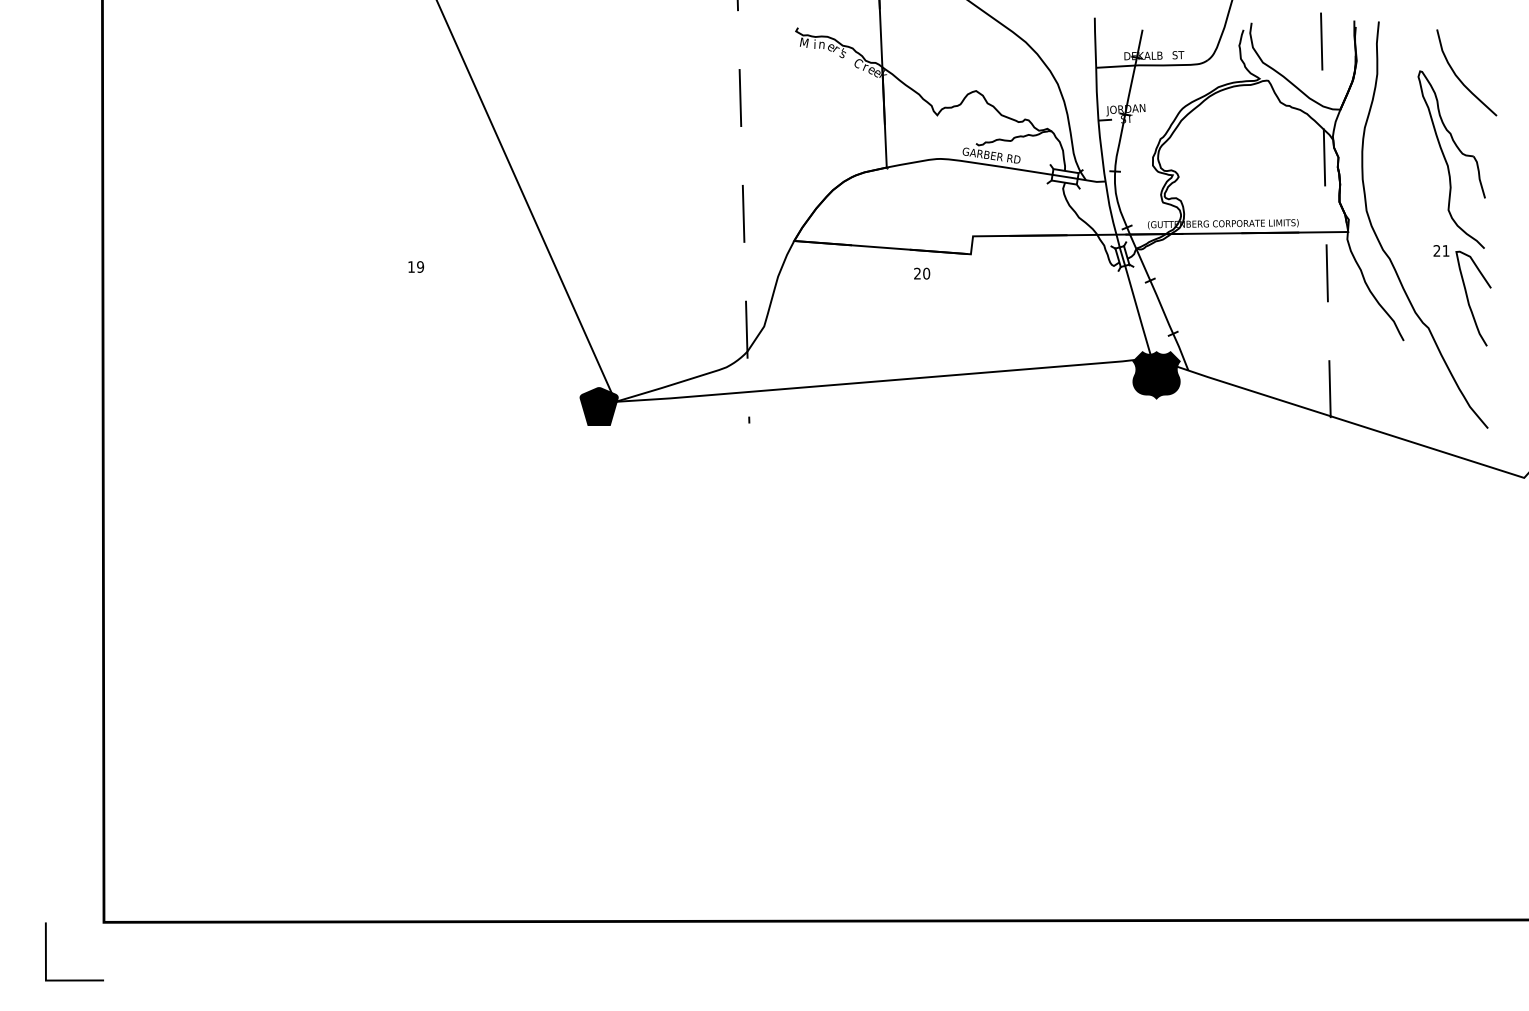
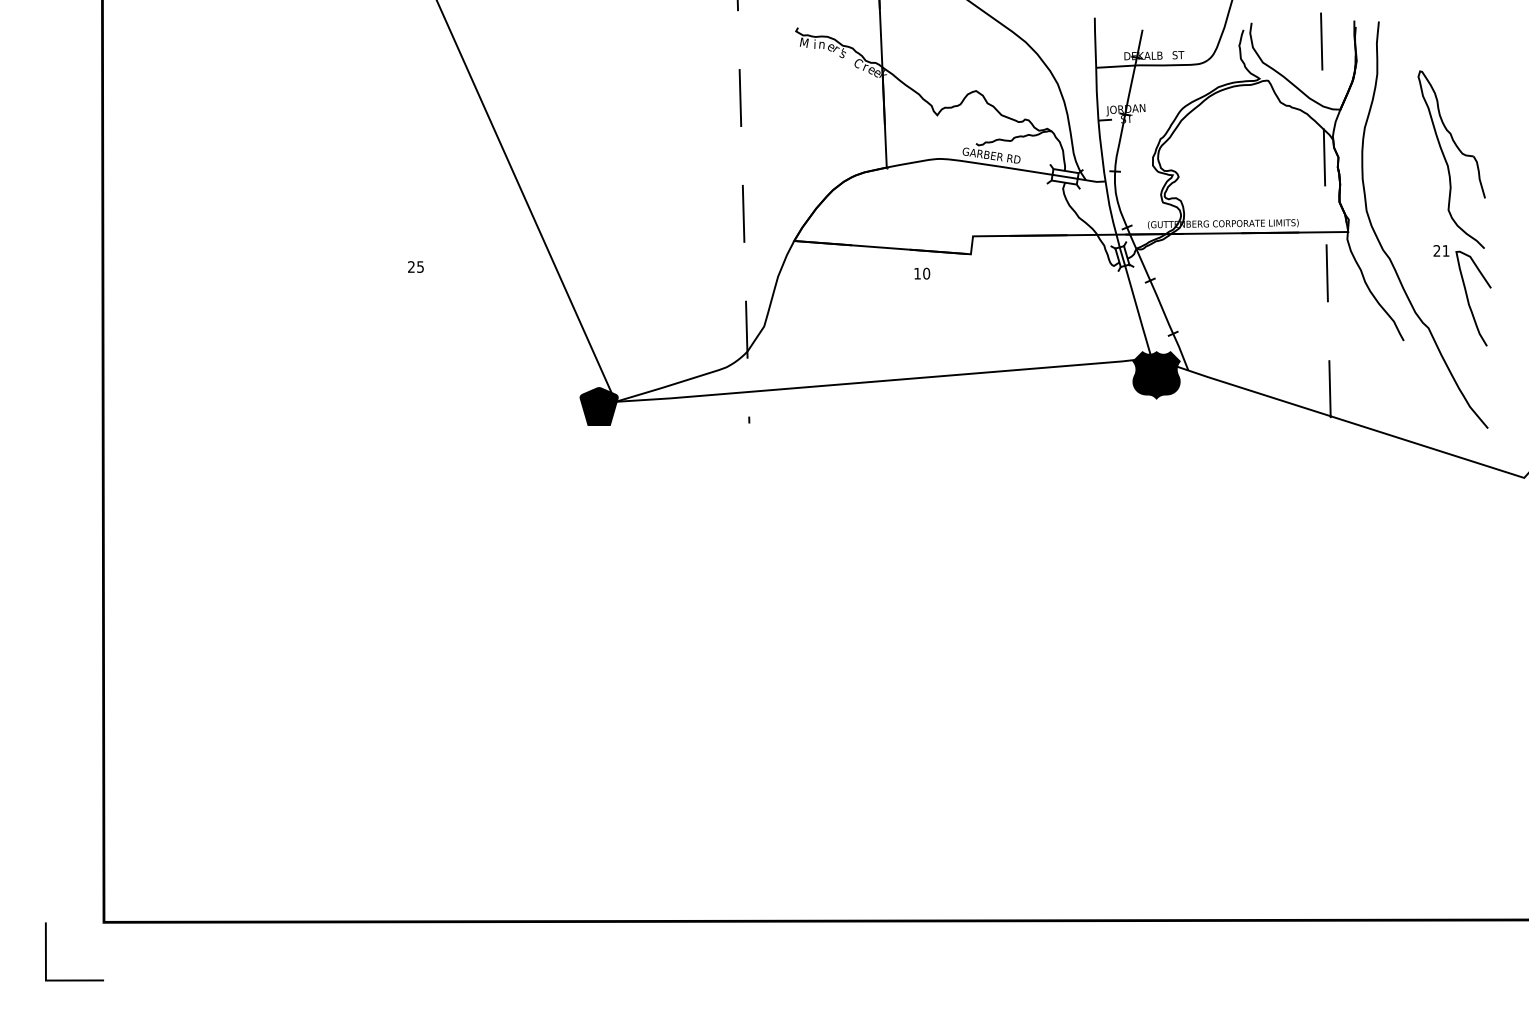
curve: present -> none (1458, 76)
text: 19 -> 25 (416, 266)
text: 20 -> 10 (917, 273)
